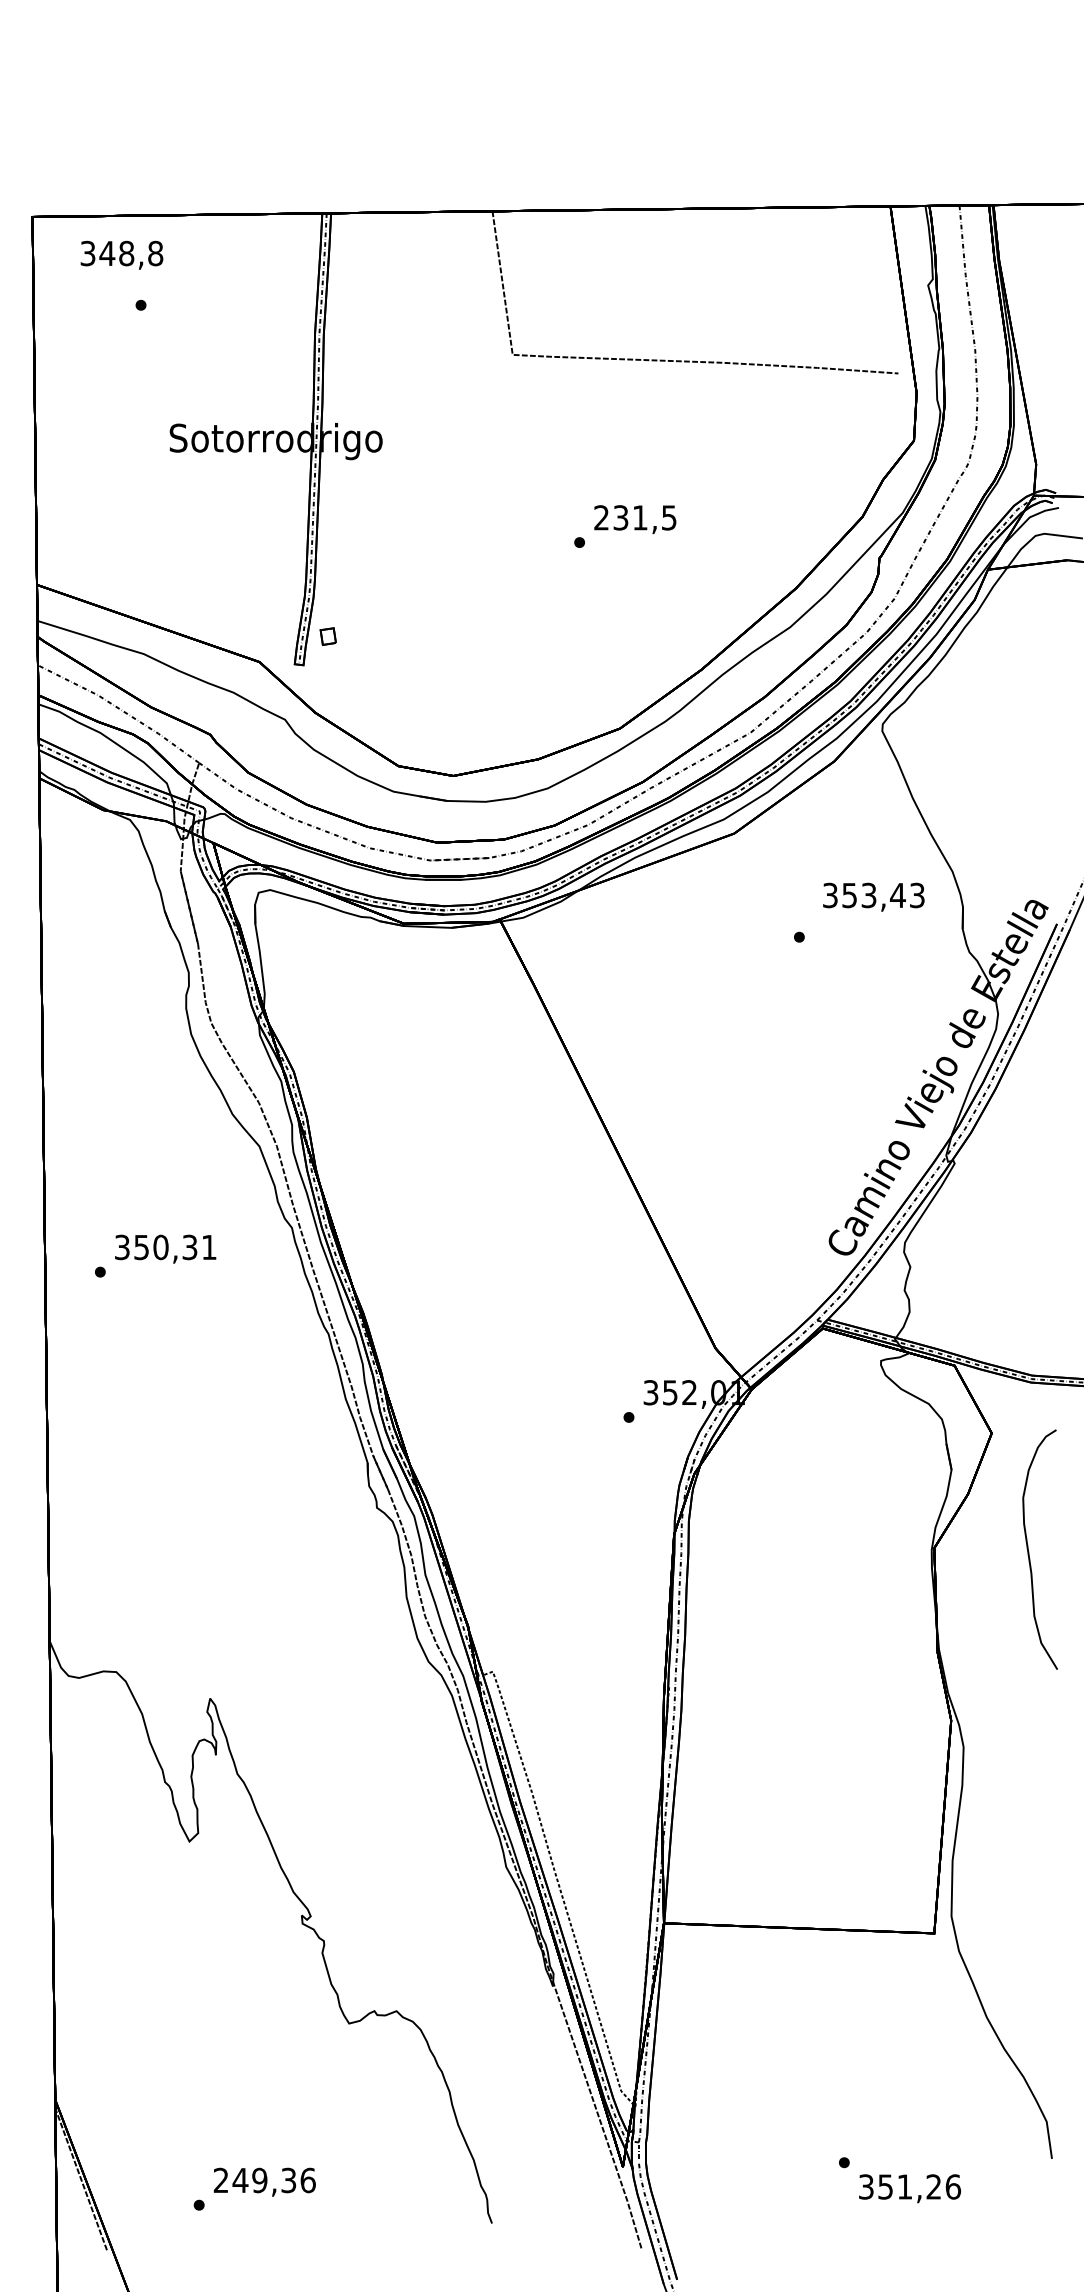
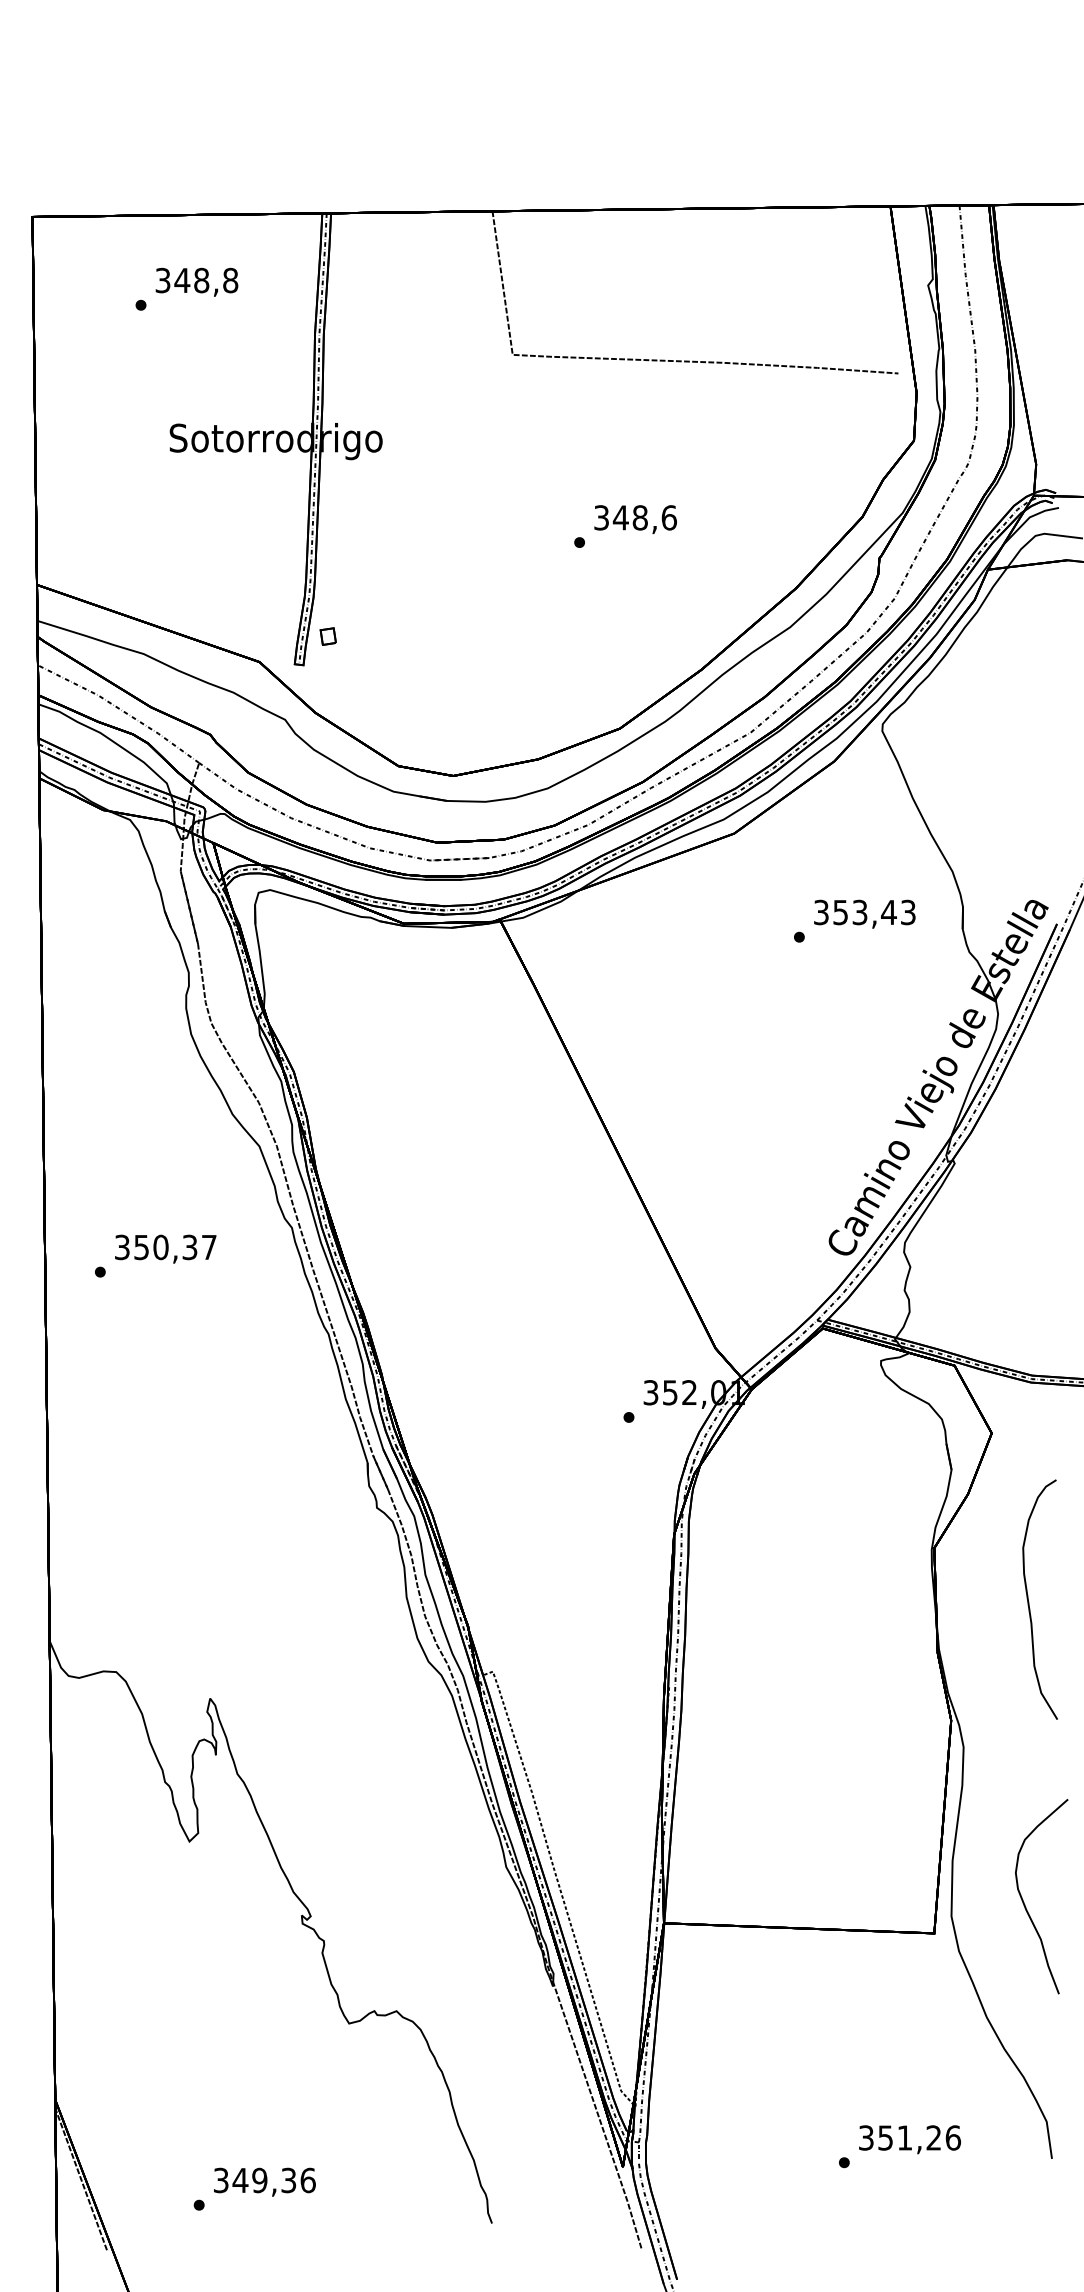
text position: (121, 254) -> (196, 281) (196, 281)
text: 231,5 -> 348,6 (635, 517)
text position: (873, 896) -> (864, 913) (864, 913)
text: 350,31 -> 350,37 (209, 1247)
curve position: (1029, 1551) -> (1029, 1601) (1029, 1601)
curve: none -> present (1025, 1904)
text: 249,36 -> 349,36 (220, 2180)
text position: (910, 2188) -> (910, 2139) (910, 2139)
